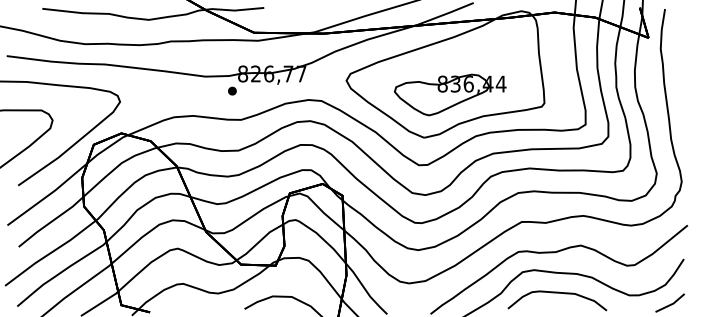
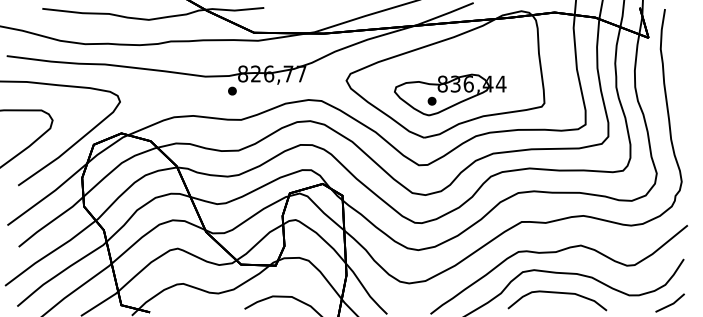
part: none -> present (431, 100)
